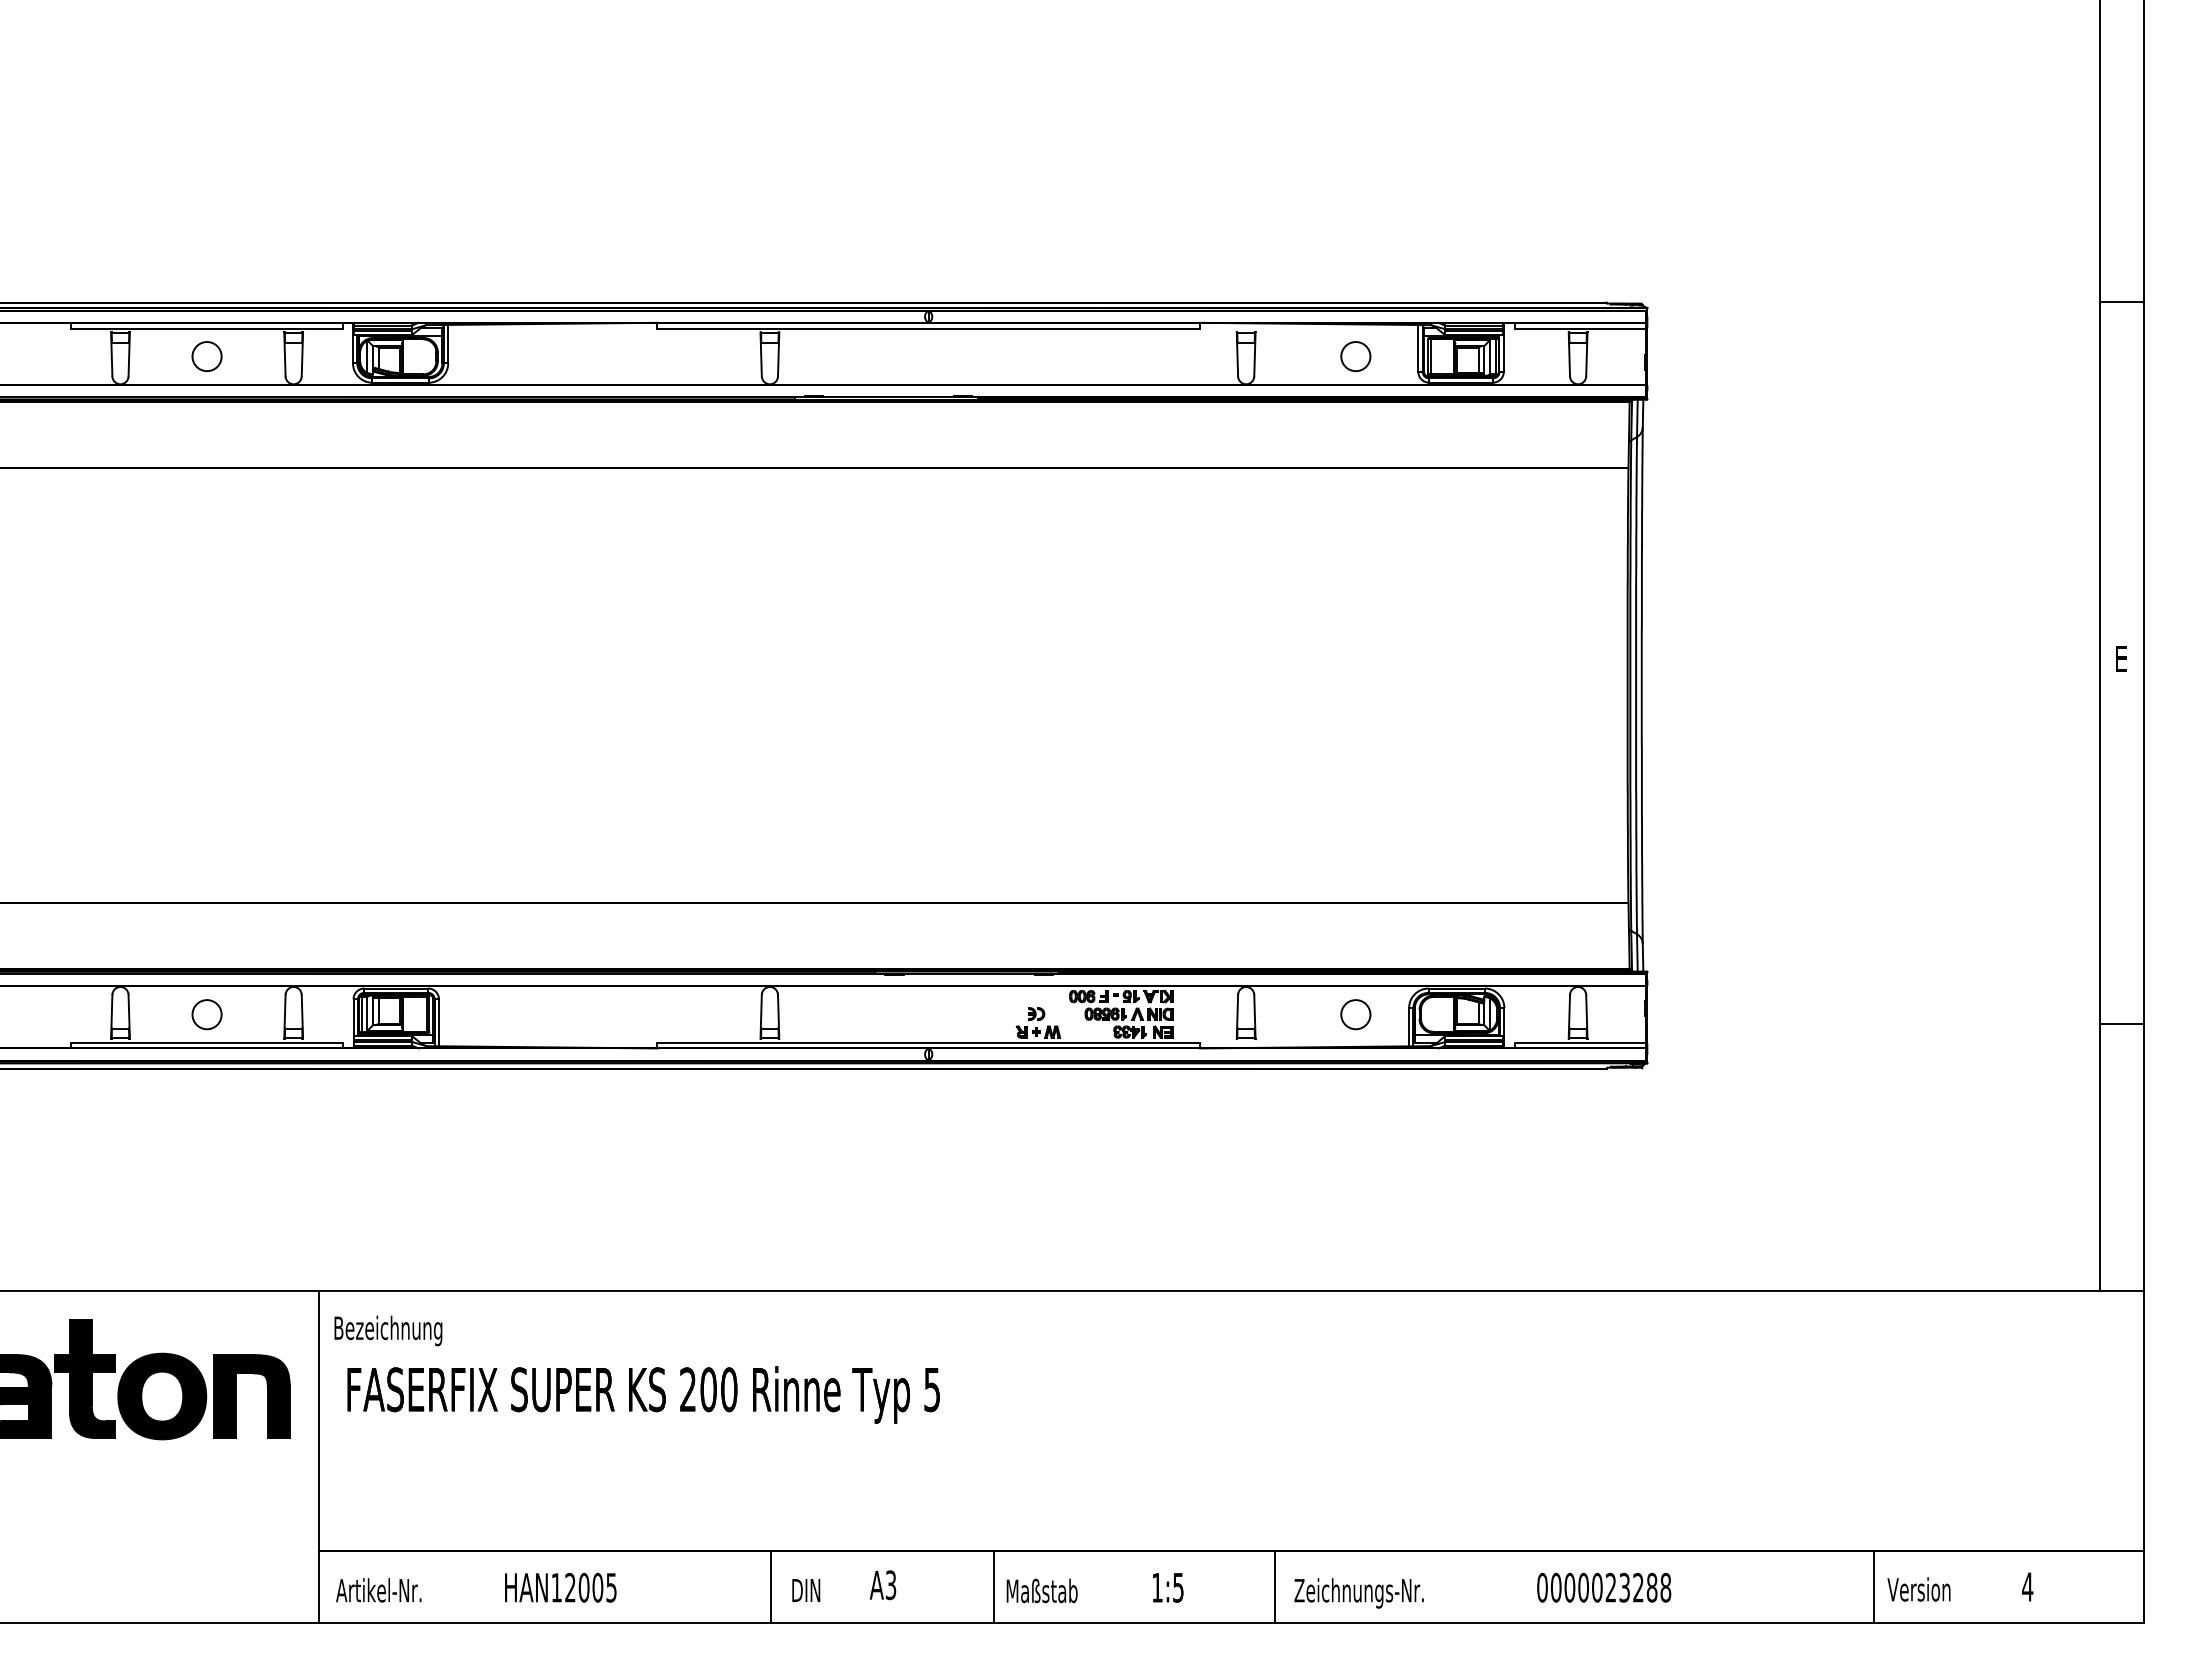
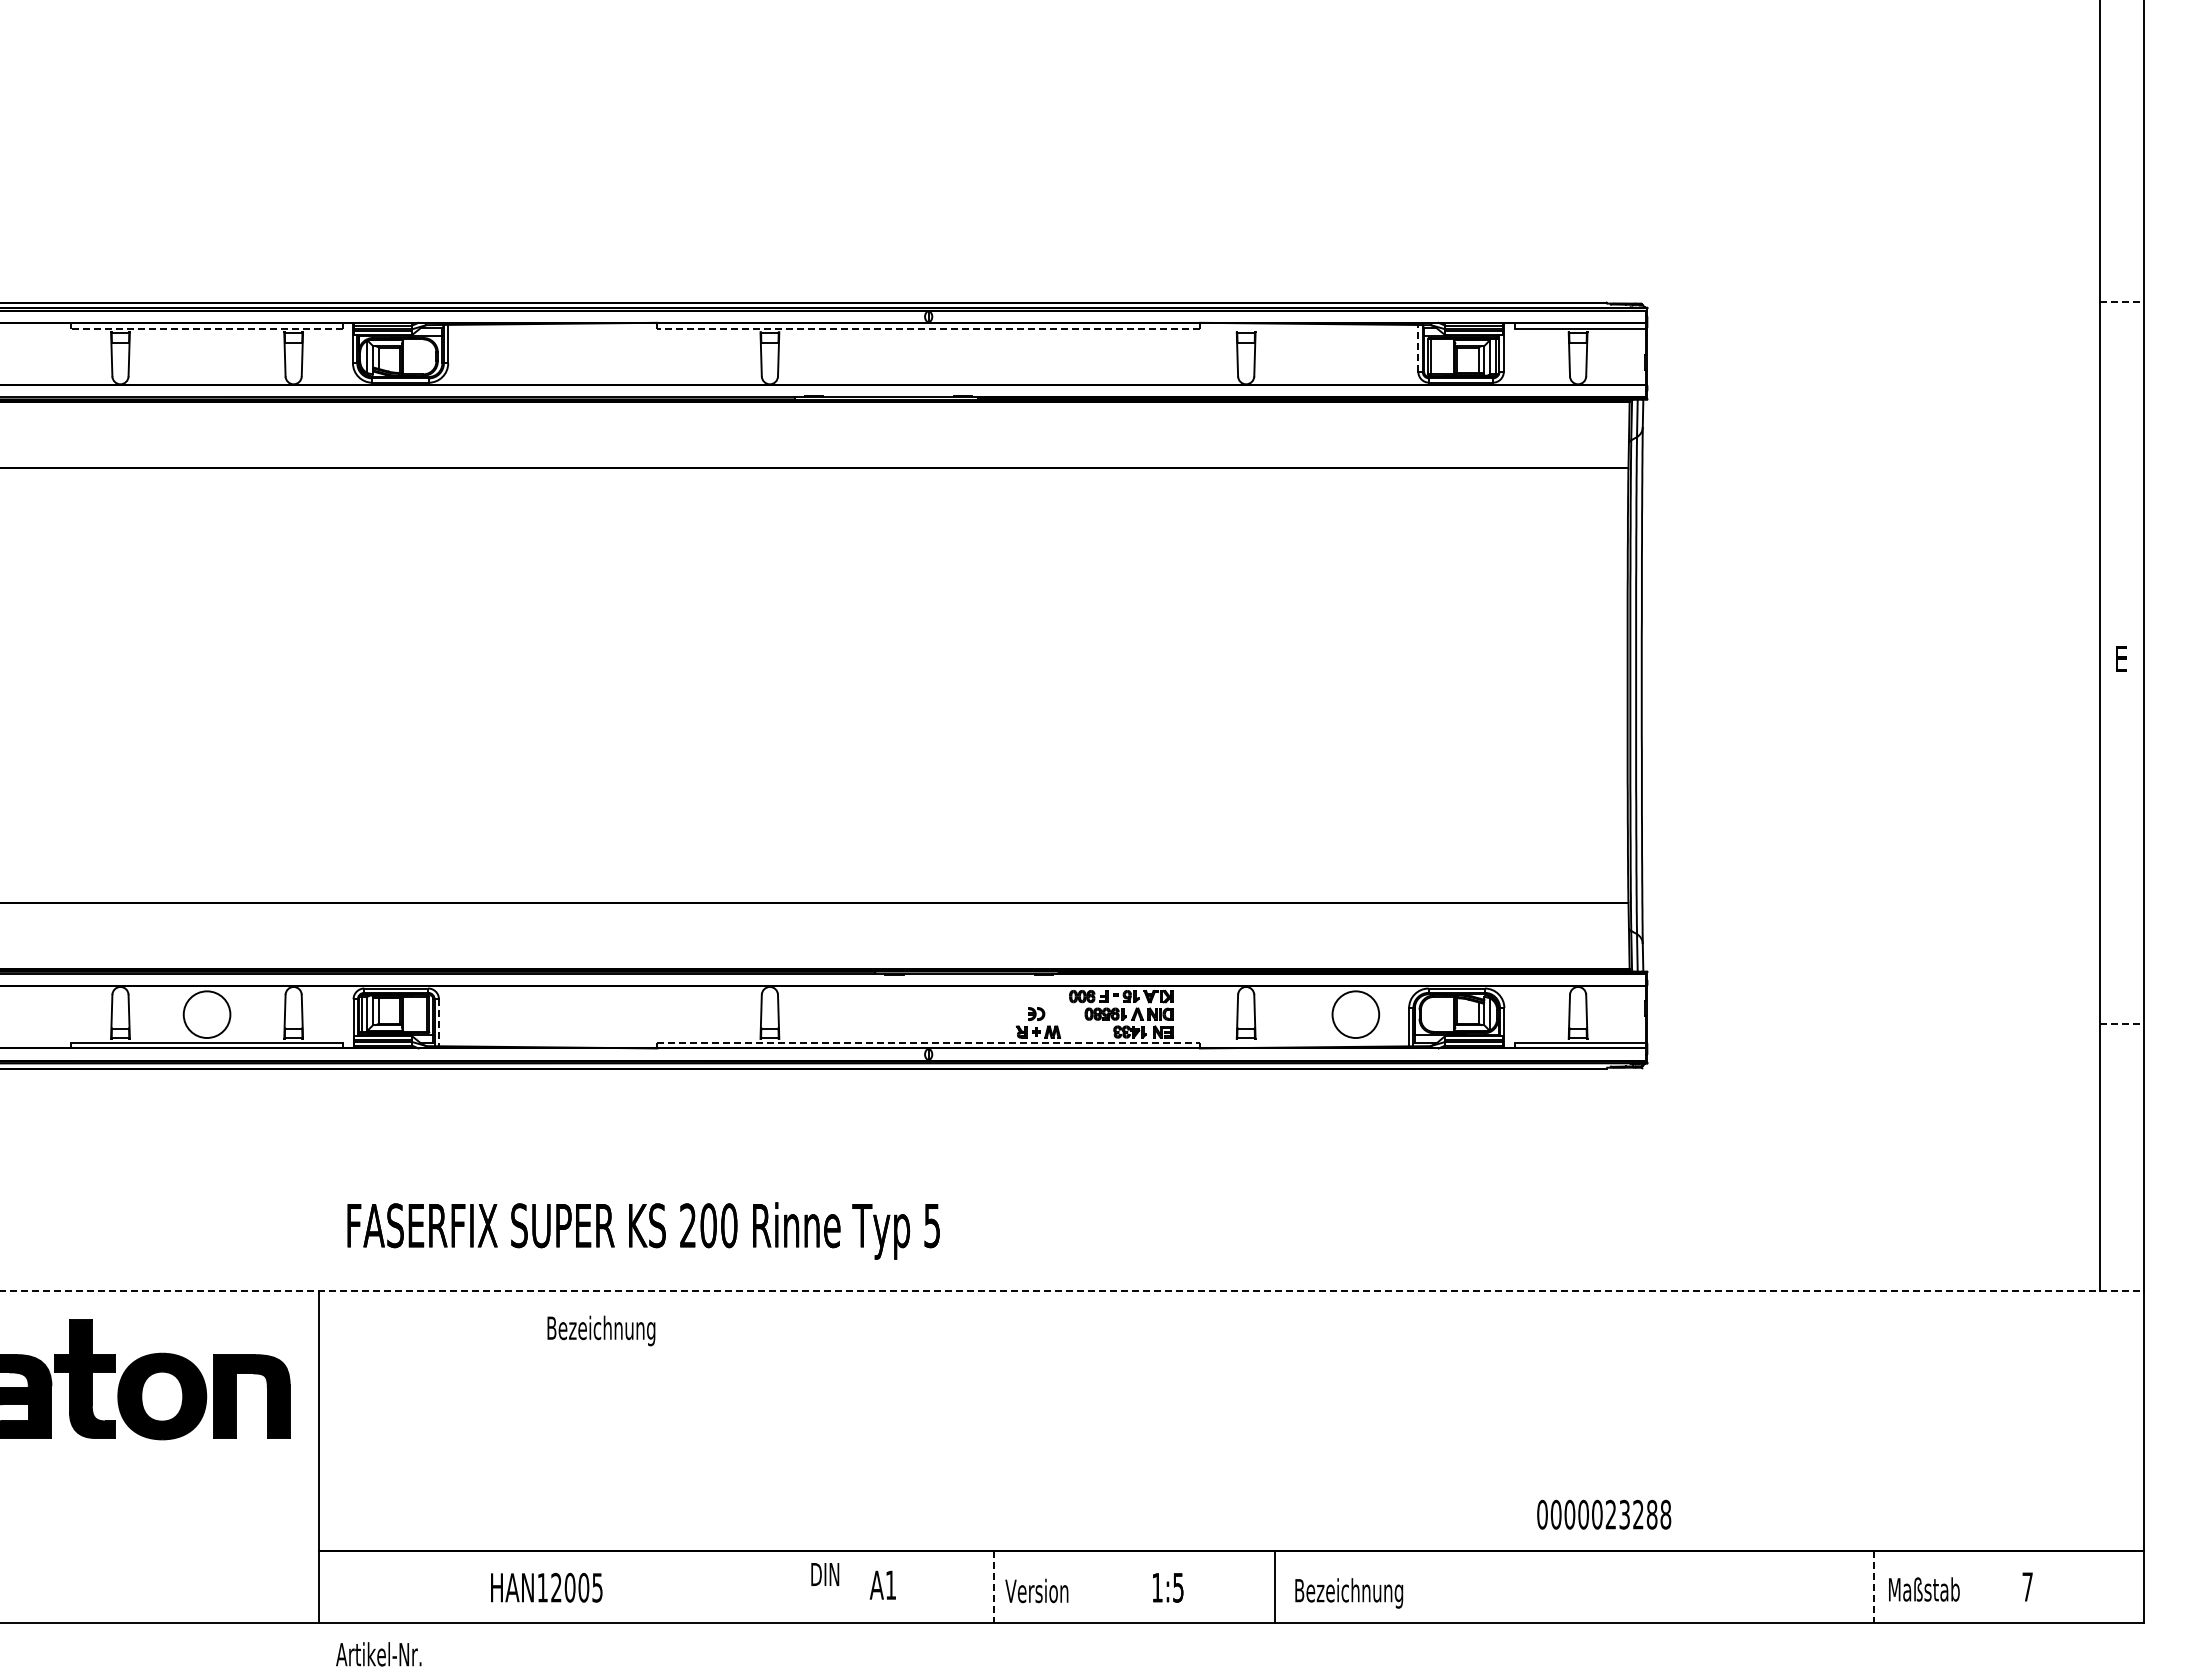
line: solid -> dashed (2122, 302)
line: solid -> dashed (207, 328)
line: solid -> dashed (928, 328)
line: solid -> dashed (1418, 347)
circle: present -> none (206, 356)
circle: present -> none (1355, 356)
circle diameter: 29 px -> 47 px (206, 1014)
circle diameter: 29 px -> 47 px (1355, 1014)
line: solid -> dashed (439, 1023)
line: solid -> dashed (2122, 1023)
line: solid -> dashed (929, 1042)
line: solid -> dashed (1072, 1290)
text position: (388, 1330) -> (601, 1330) (601, 1330)
text position: (643, 1394) -> (643, 1230) (643, 1230)
text: A3 -> A1 (890, 1585)
line: present -> none (771, 1586)
text: 4 -> 7 (2027, 1586)
text position: (560, 1587) -> (546, 1587) (546, 1587)
line: solid -> dashed (993, 1587)
text position: (1604, 1587) -> (1604, 1514) (1604, 1514)
line: solid -> dashed (1873, 1587)
text: Version -> Maßstab (1923, 1589)
text position: (378, 1590) -> (378, 1654) (378, 1654)
text position: (806, 1590) -> (825, 1574) (825, 1574)
text: Maßstab -> Version (1041, 1590)
text: Zeichnungs-Nr. -> Bezeichnung (1358, 1593)
